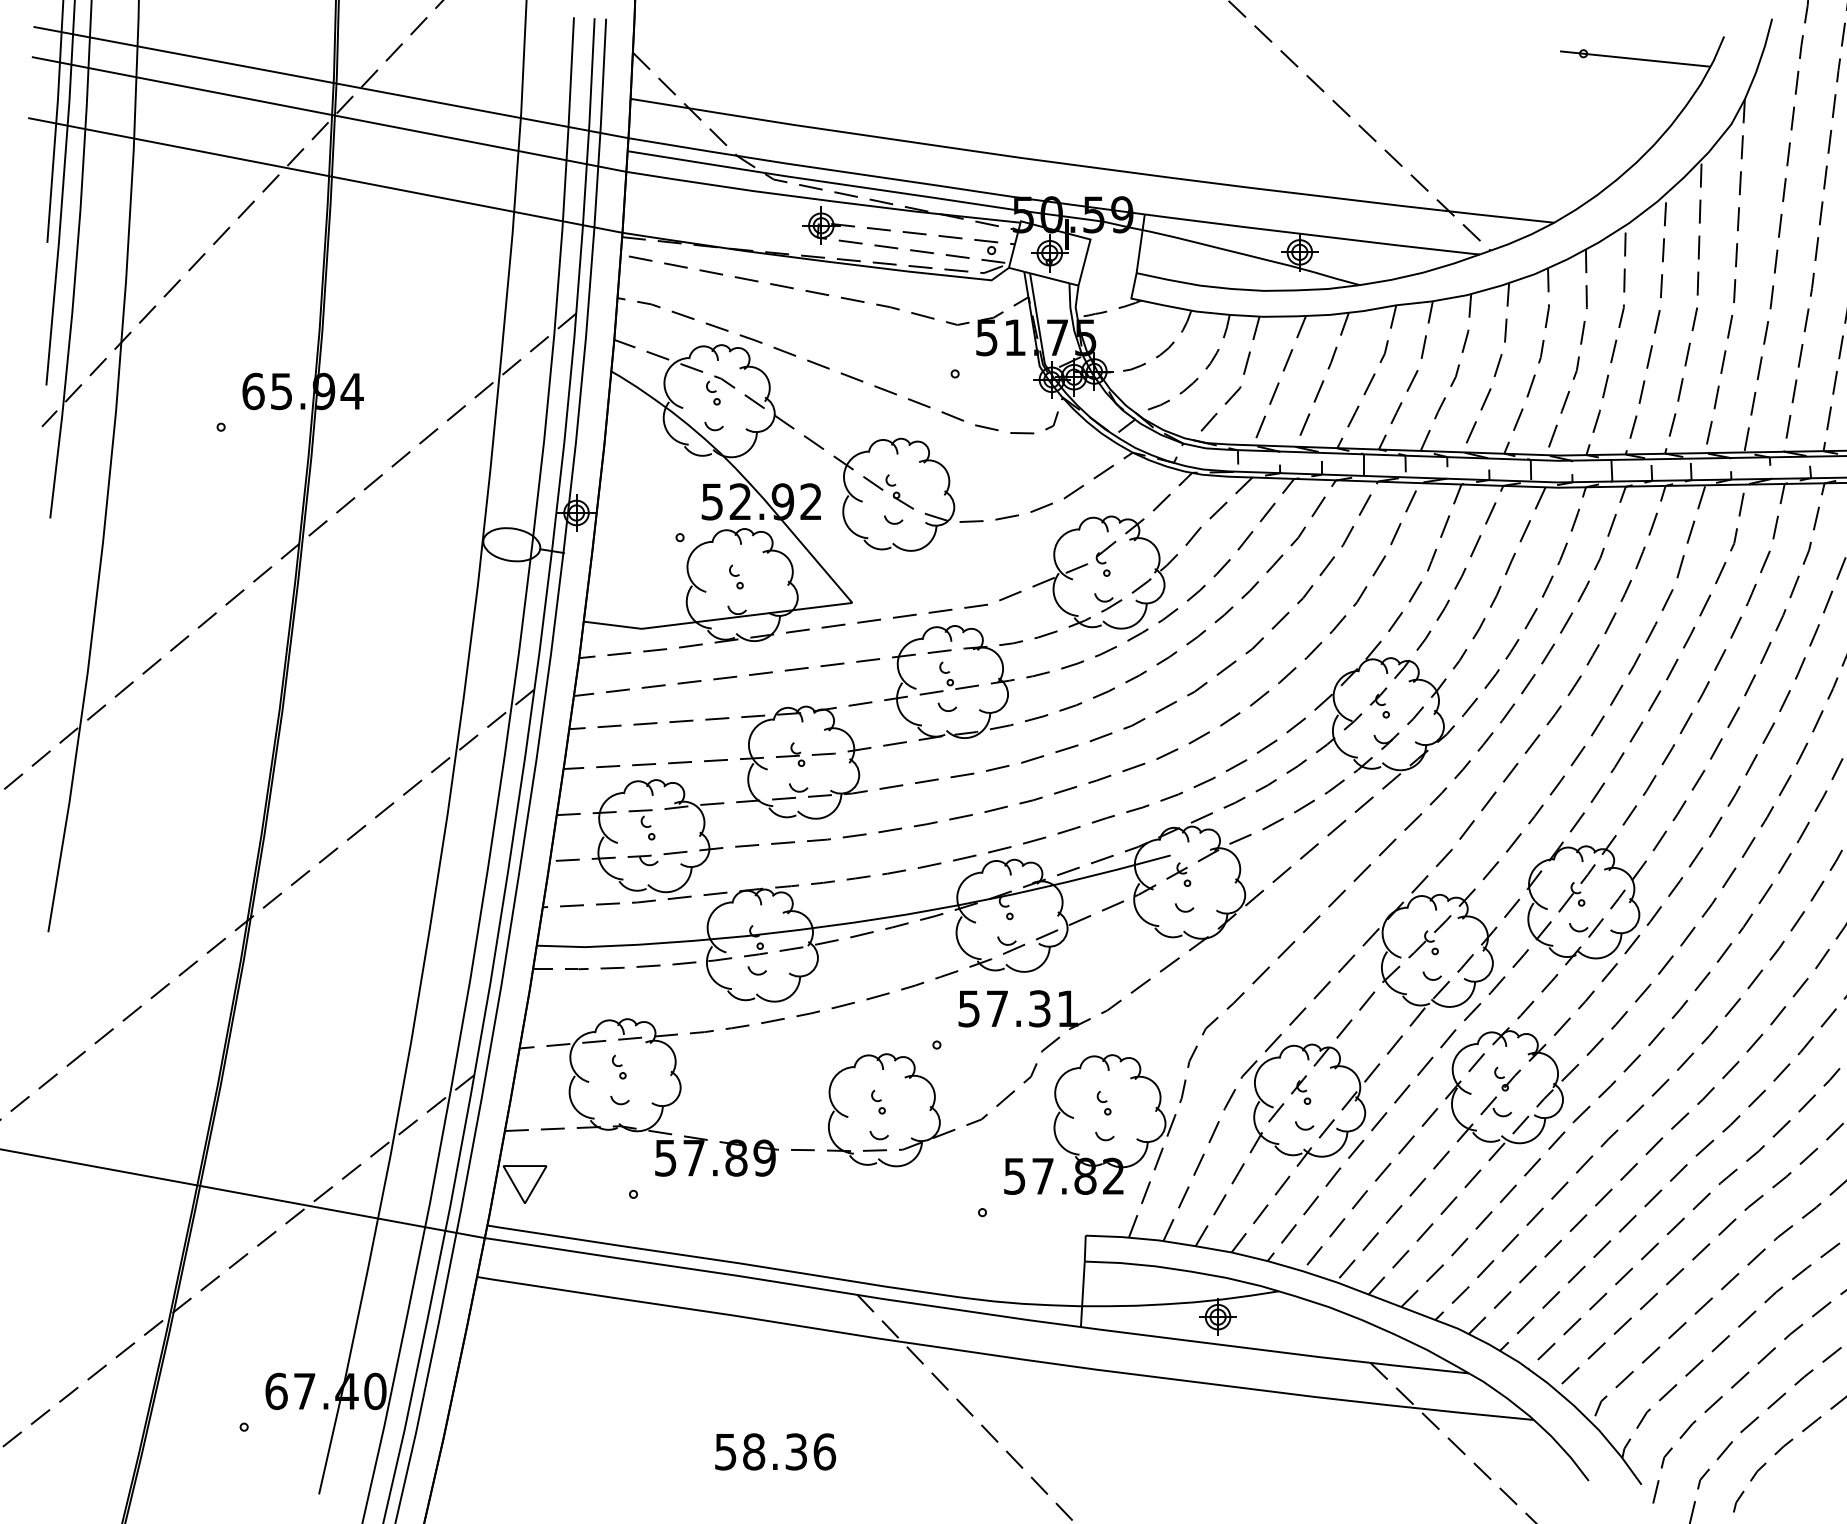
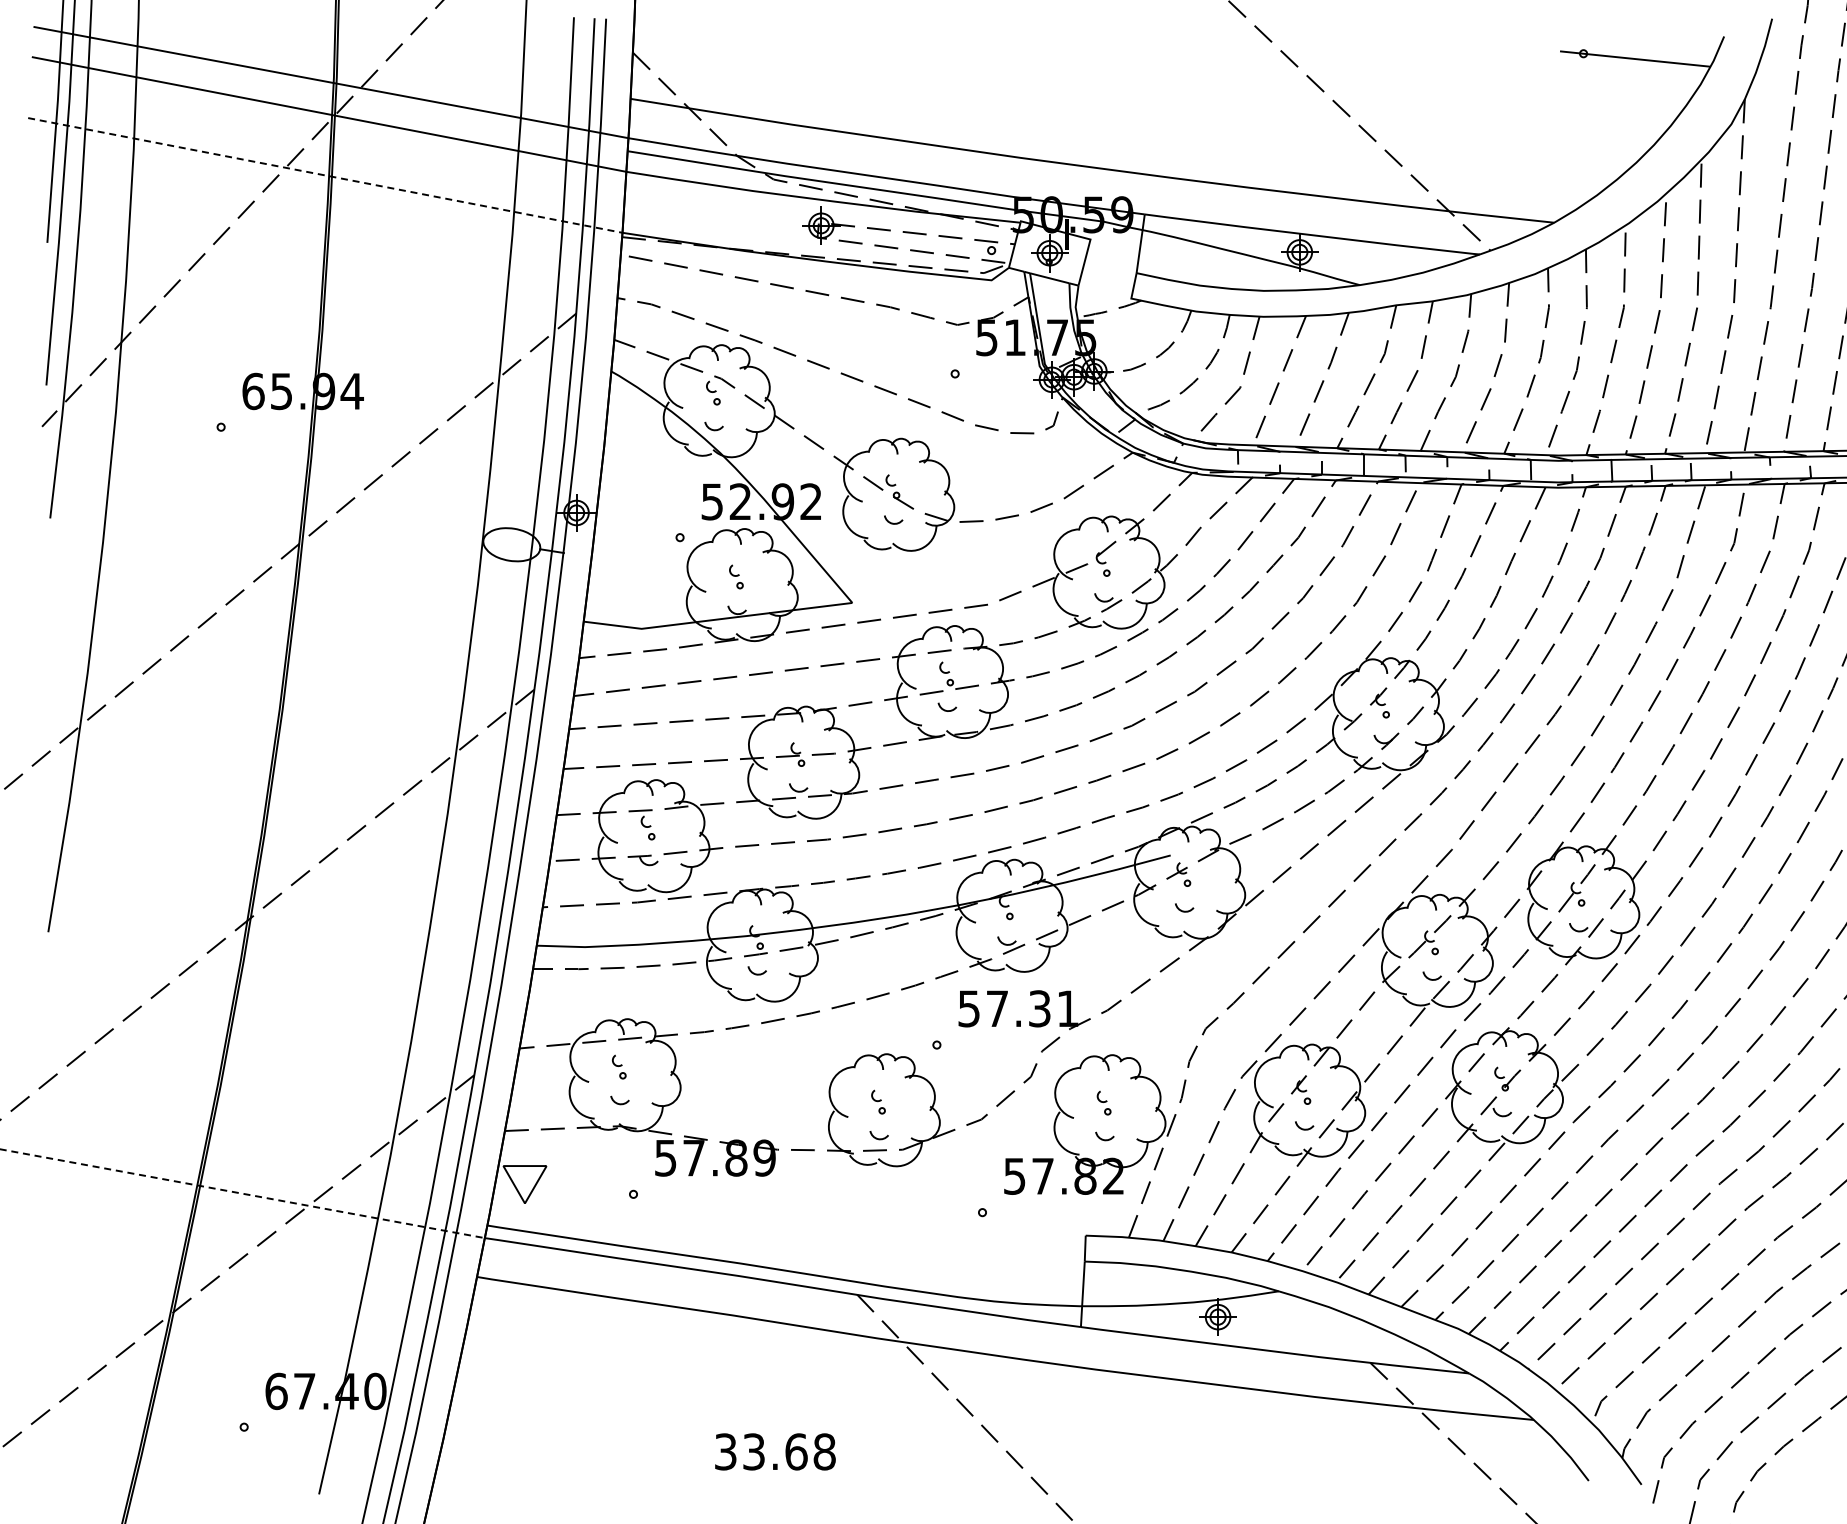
line: solid -> dashed (325, 175)
line: solid -> dashed (243, 1193)
text: 58.36 -> 33.68 (775, 1451)
